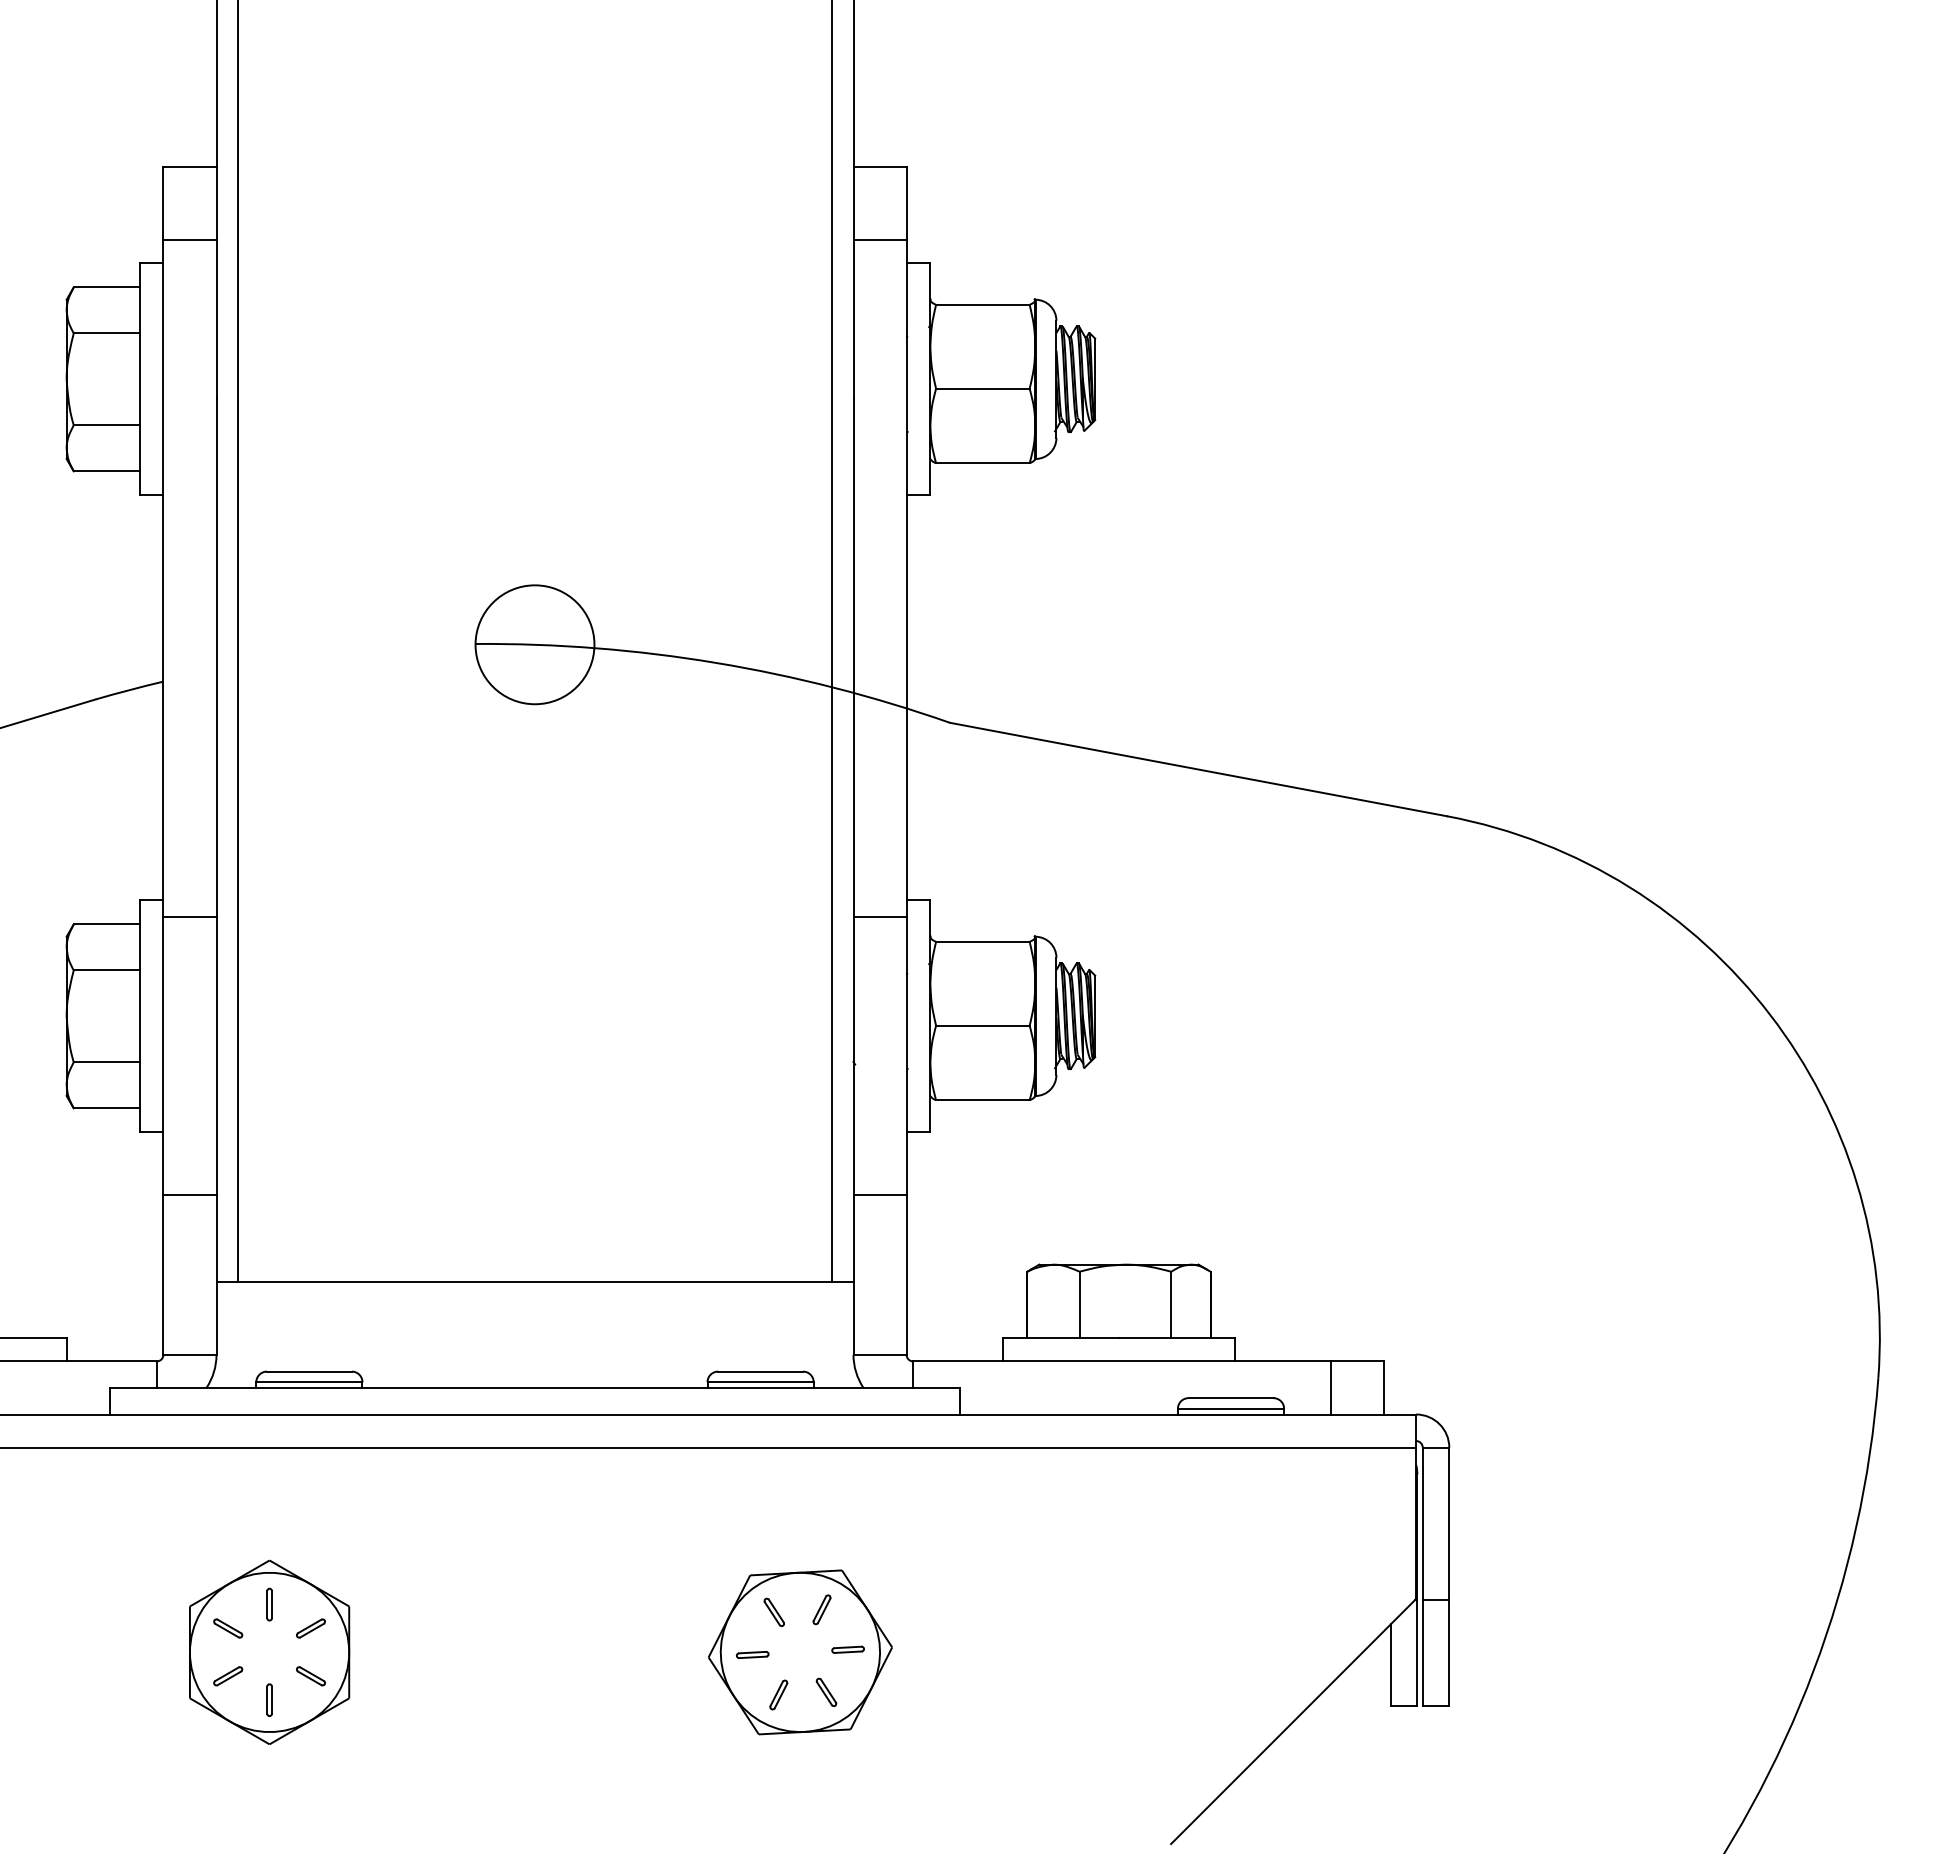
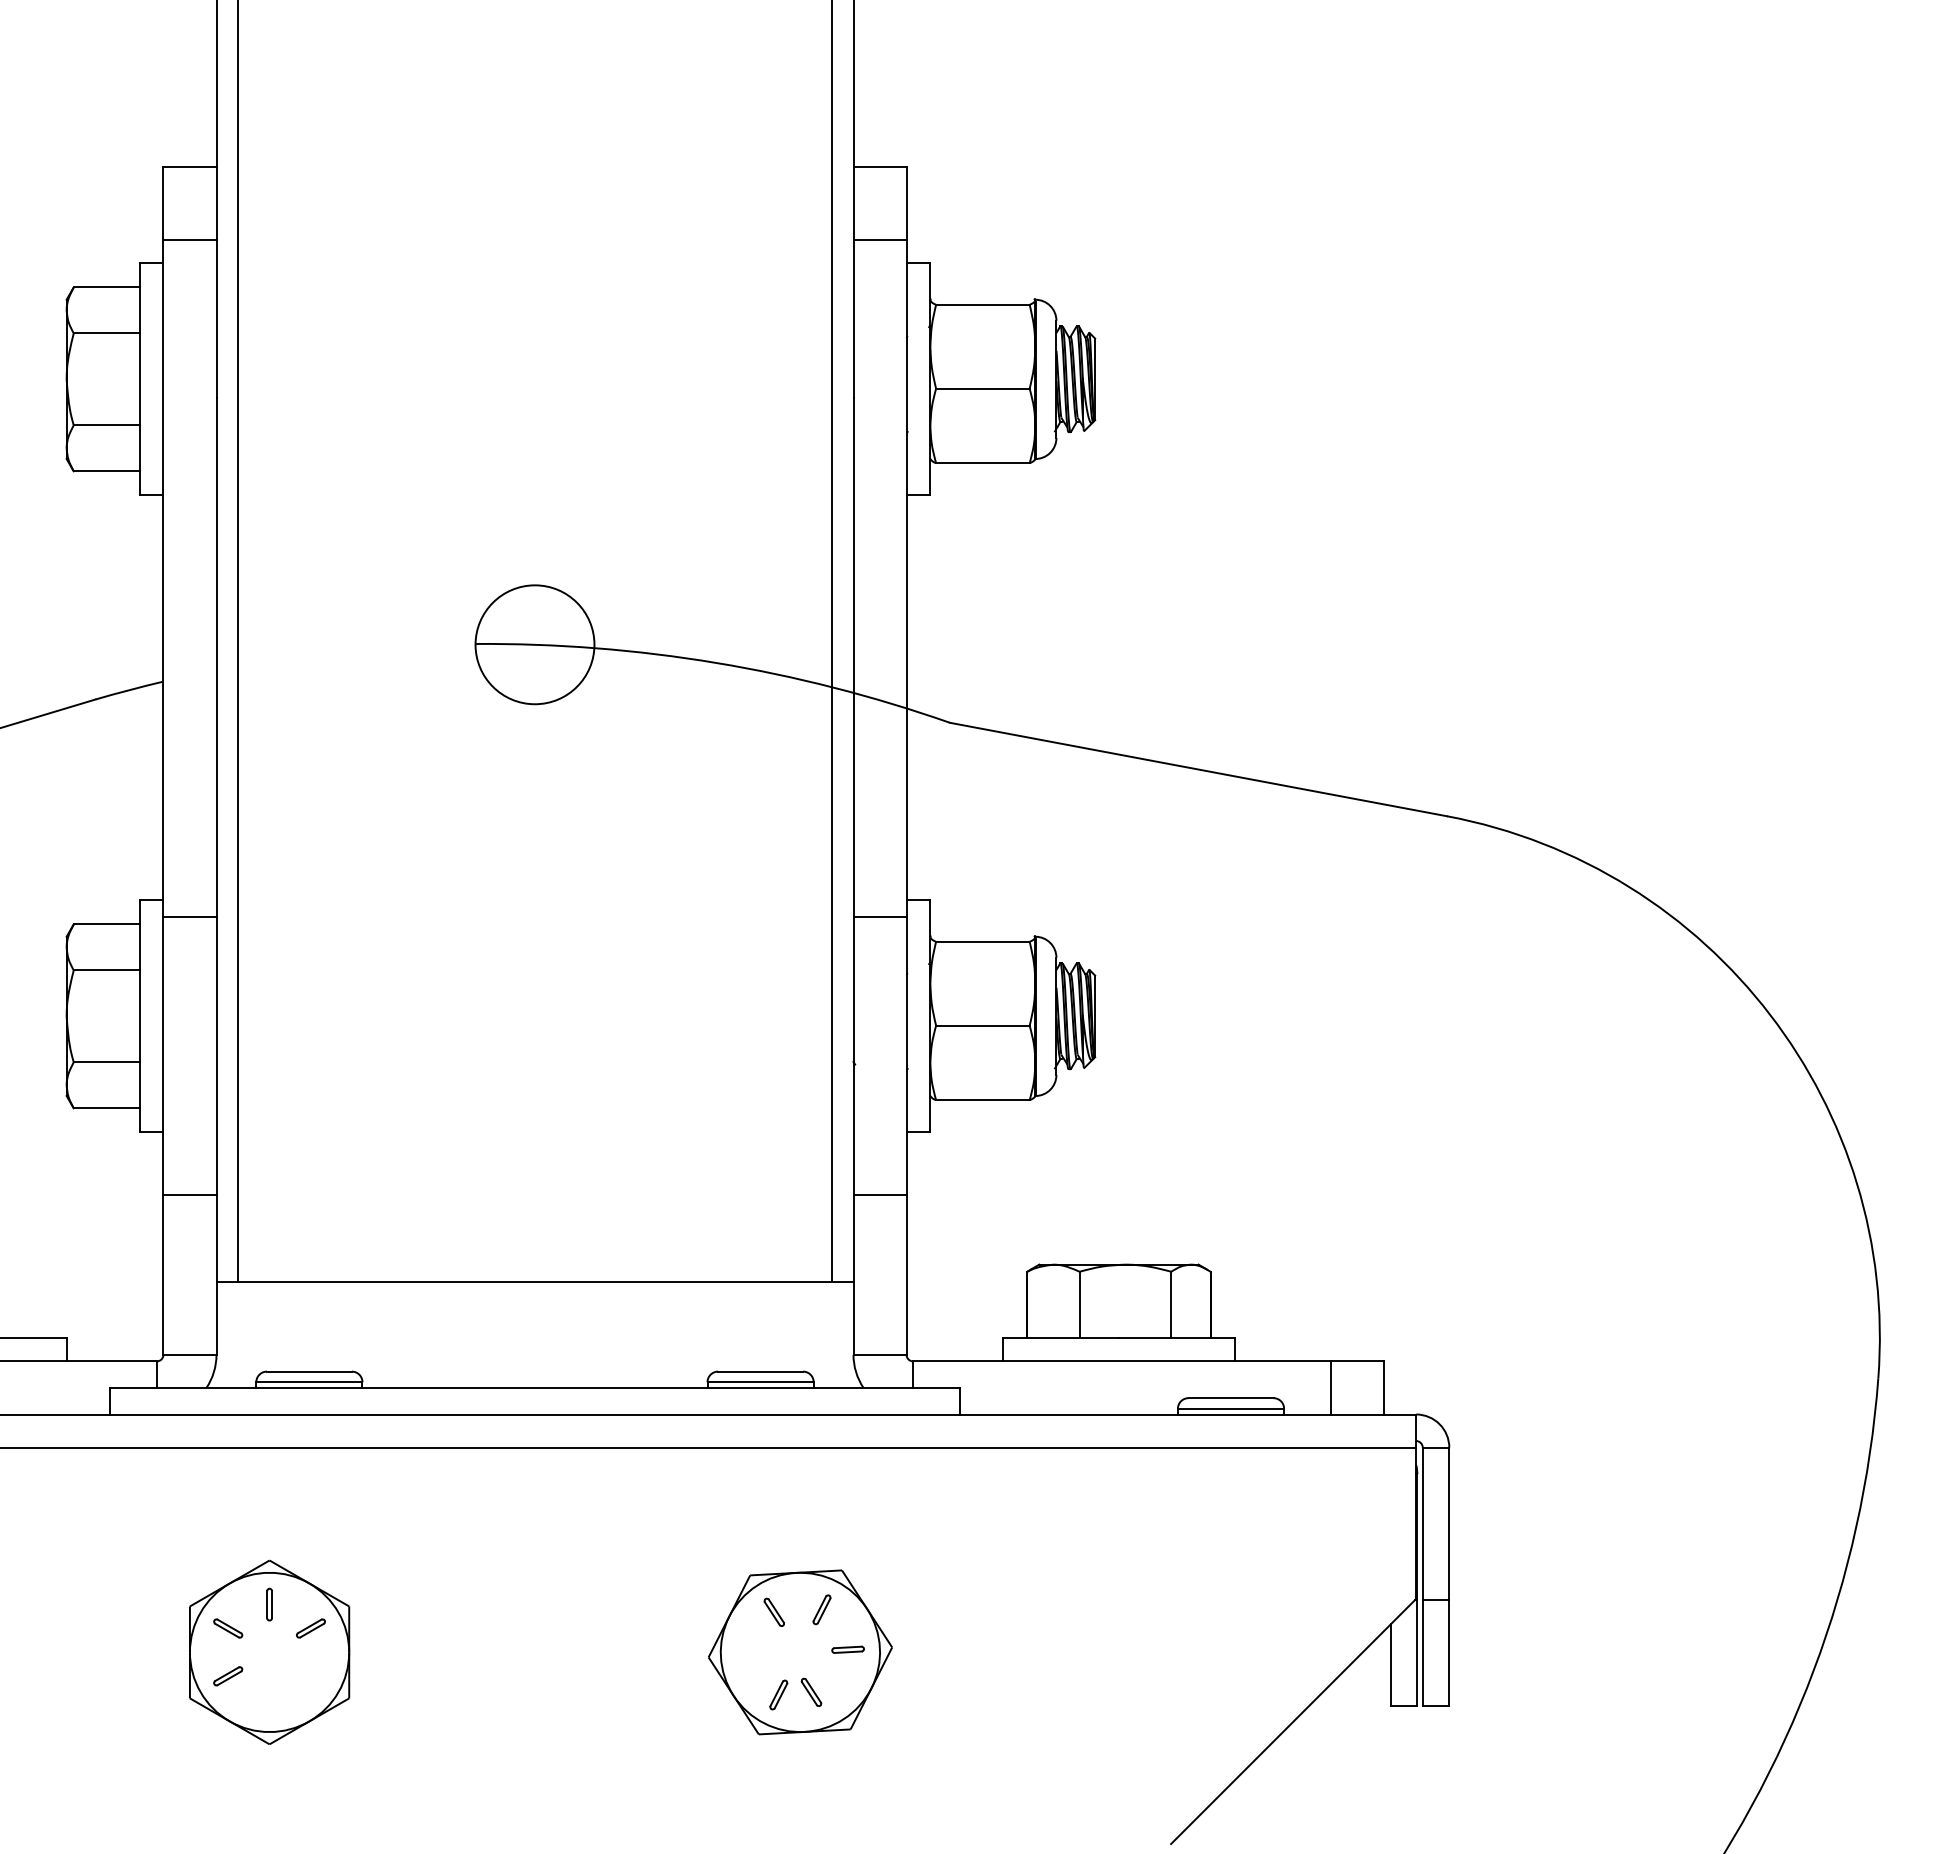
part: present -> none (752, 1654)
part: present -> none (310, 1676)
part position: (826, 1691) -> (811, 1691) (811, 1691)
part: present -> none (269, 1699)
